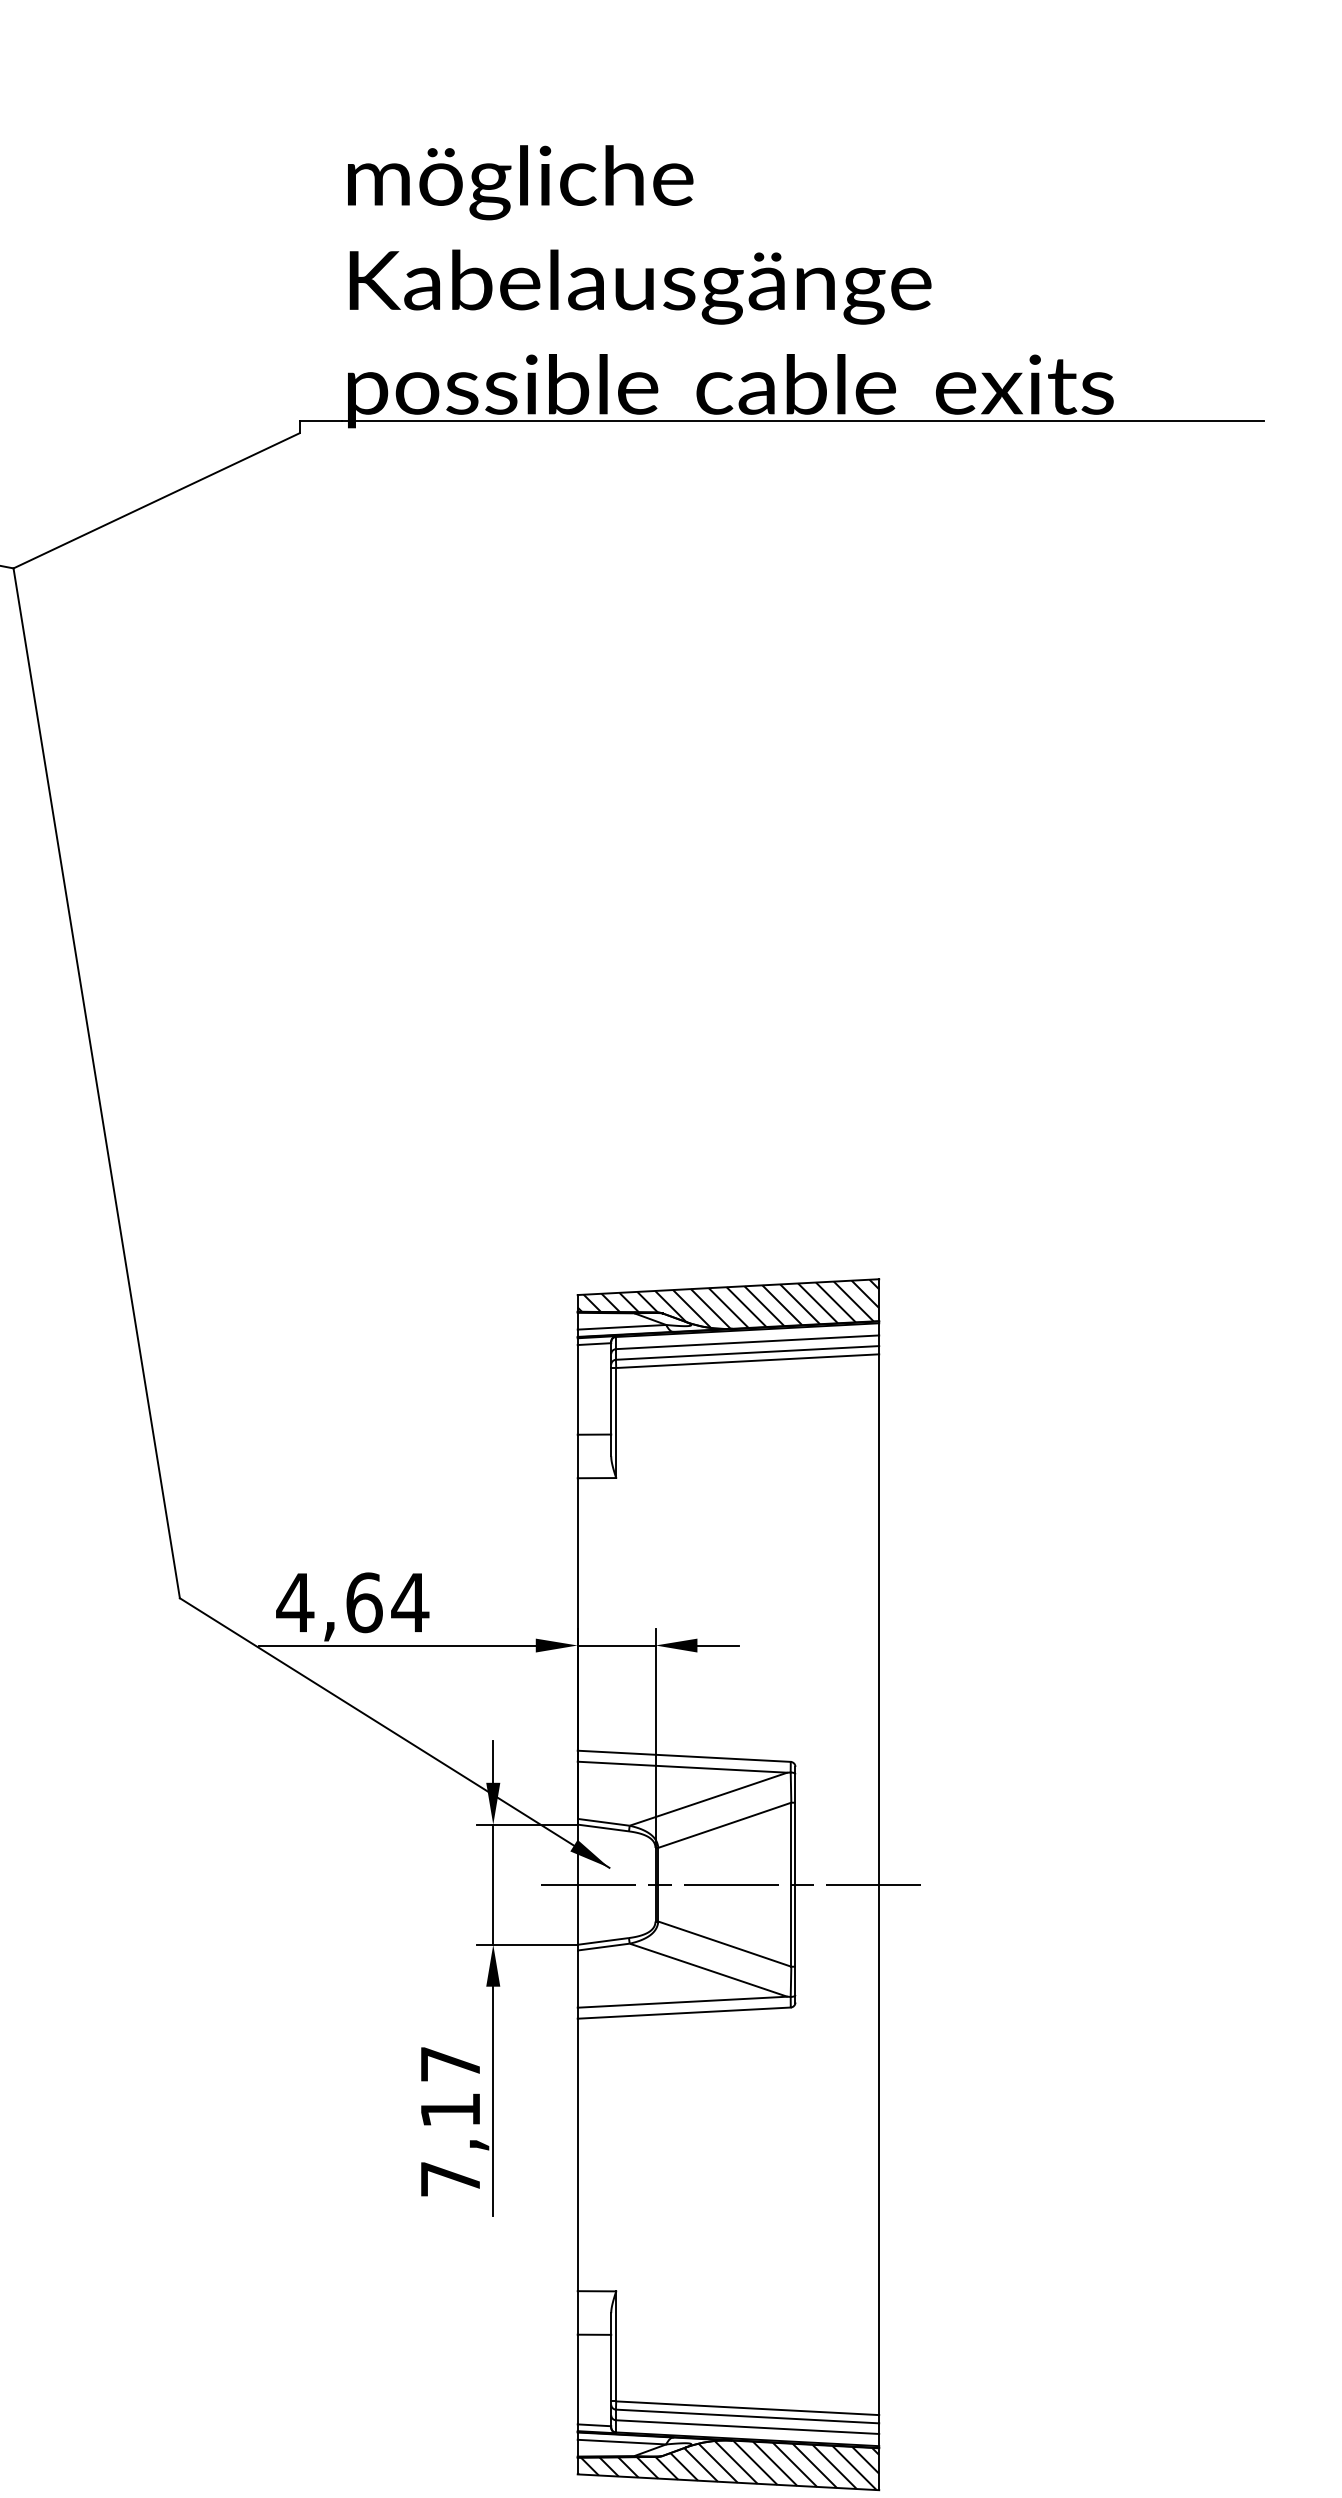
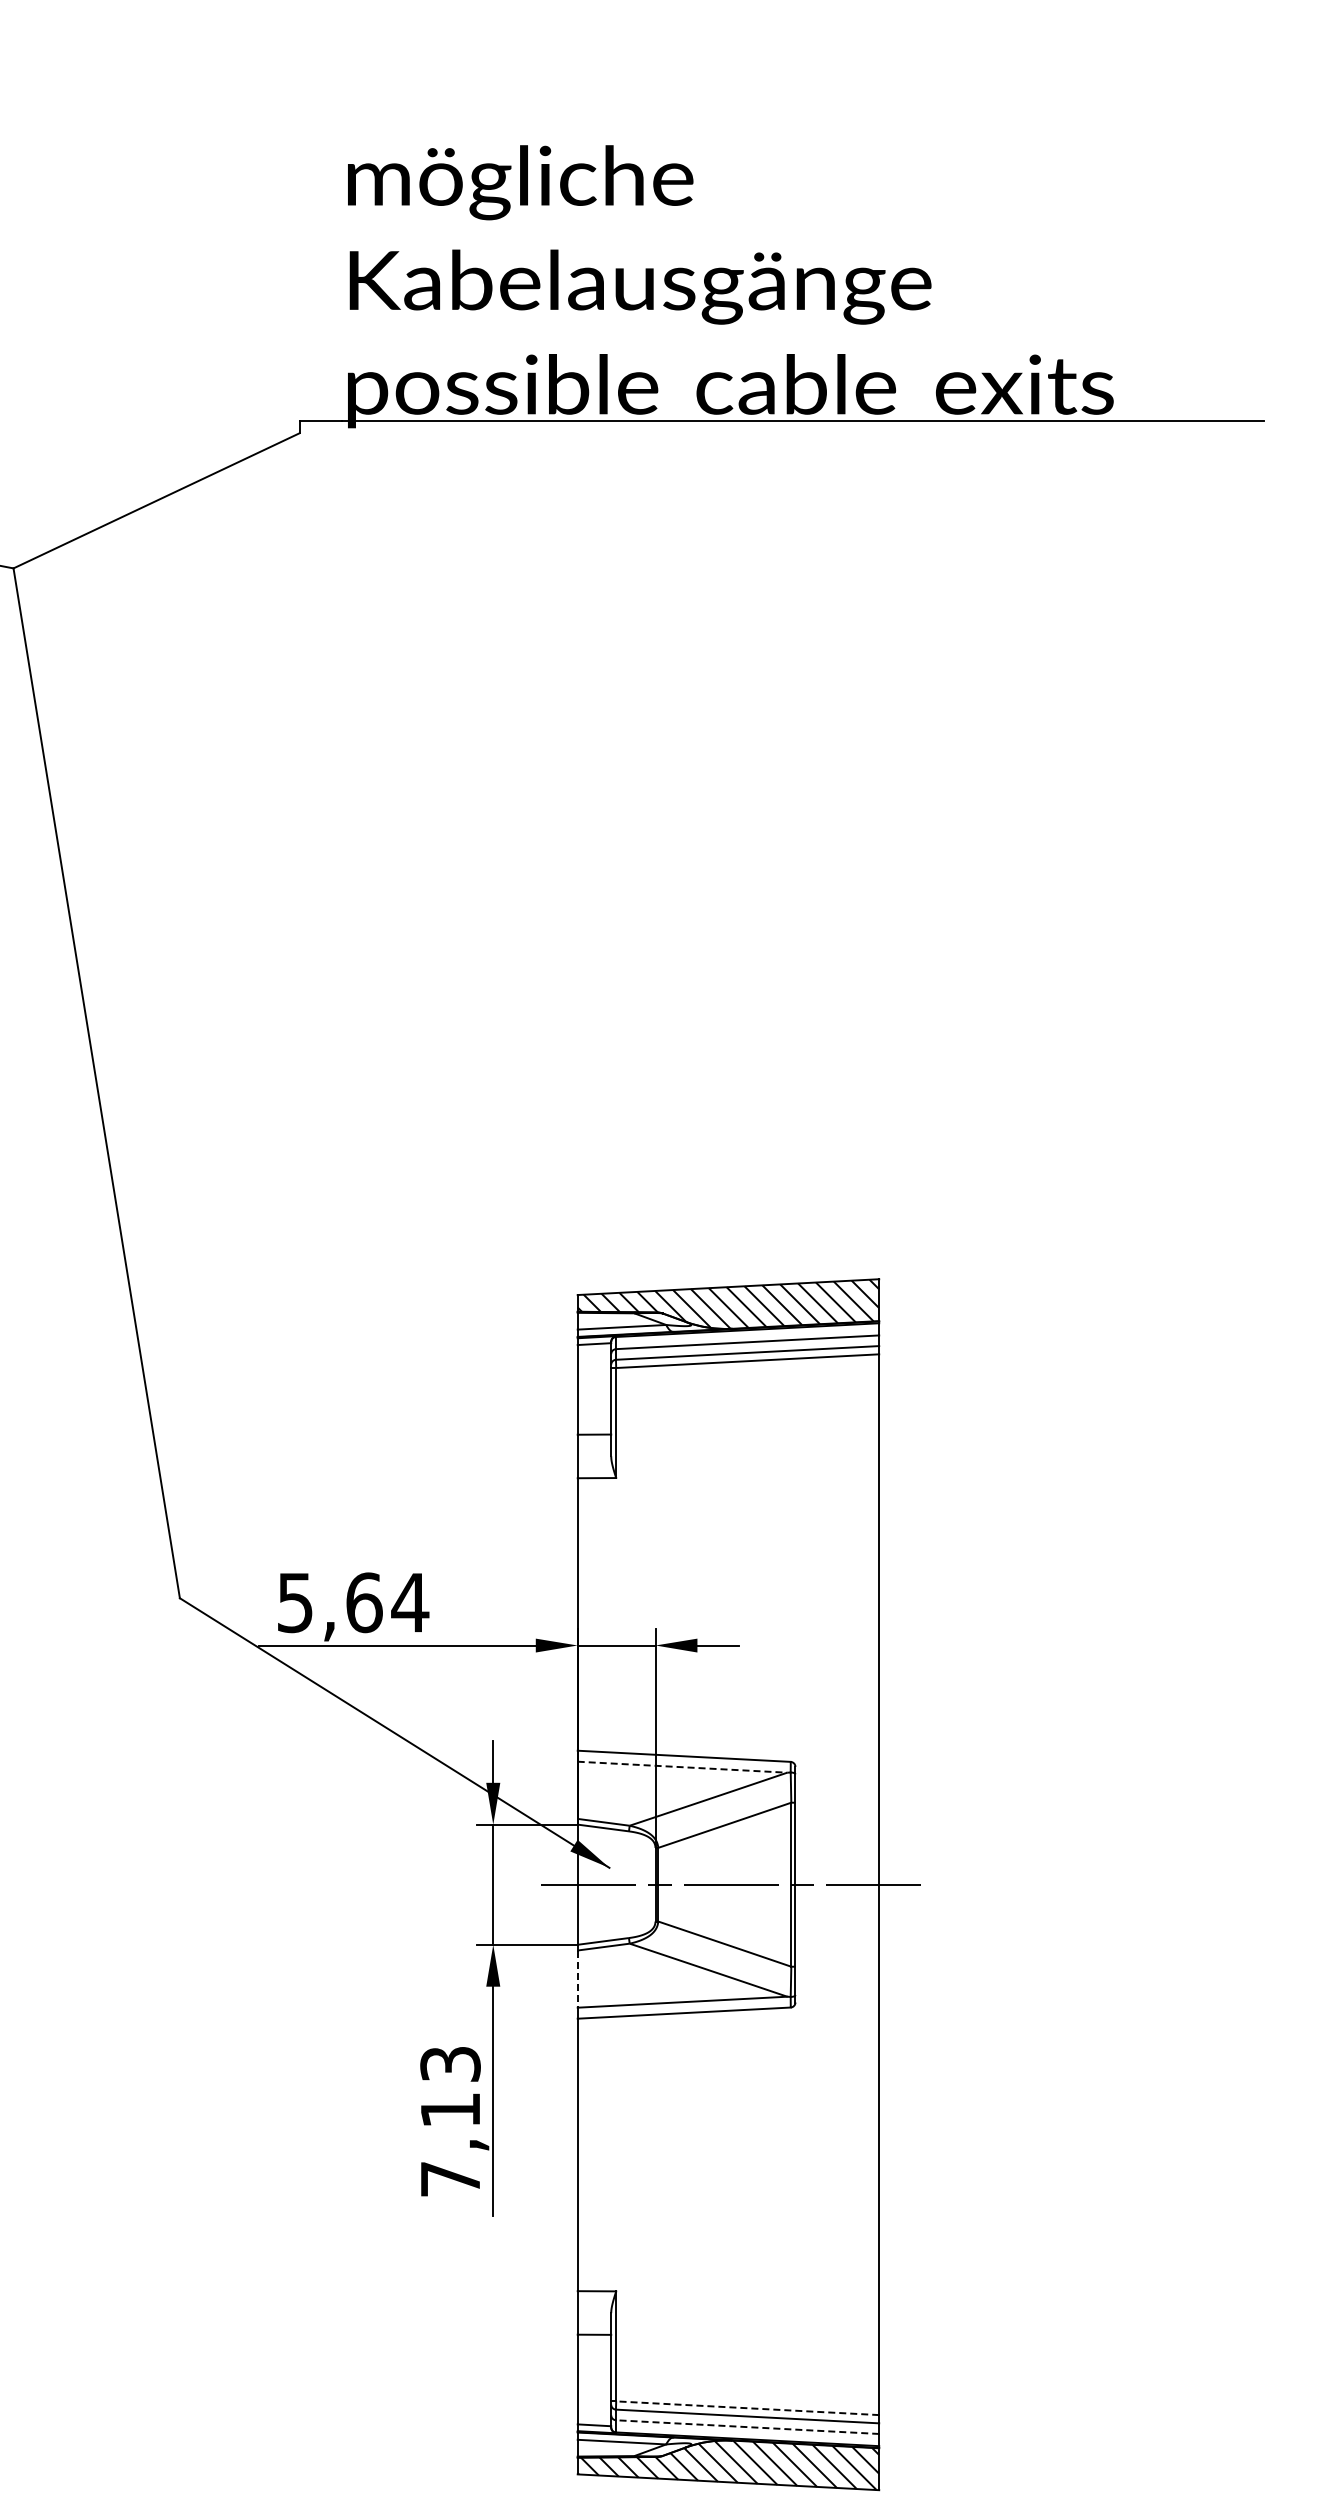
text: 4,64 -> 5,64 (295, 1603)
line: solid -> dashed (682, 1767)
line: solid -> dashed (577, 1979)
text: 7,17 -> 7,13 (450, 2064)
line: solid -> dashed (747, 2408)
line: solid -> dashed (747, 2427)
